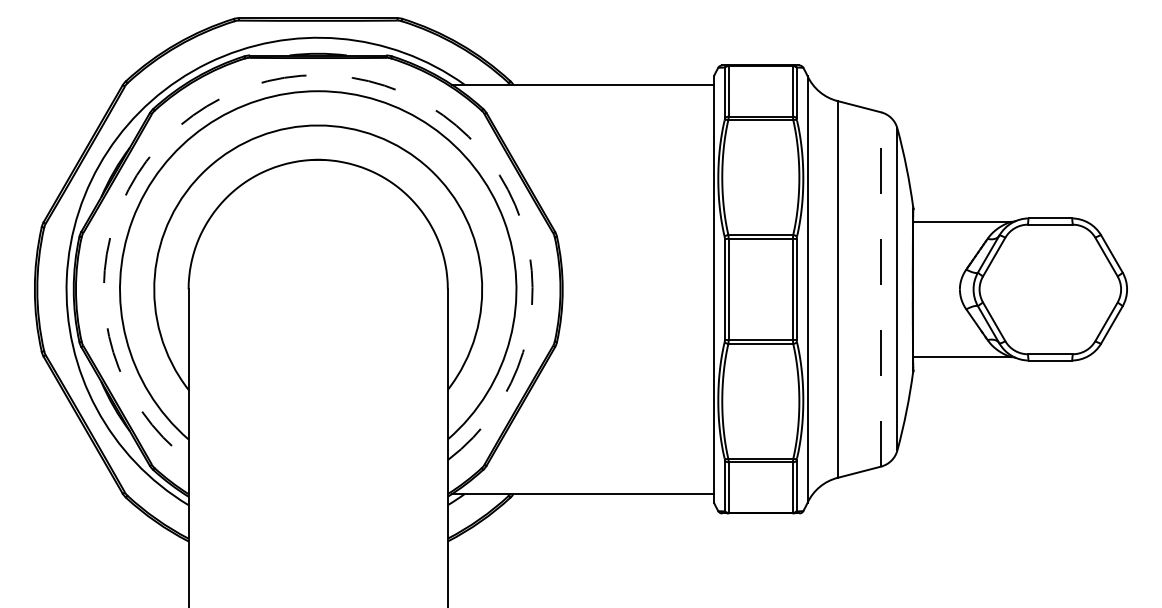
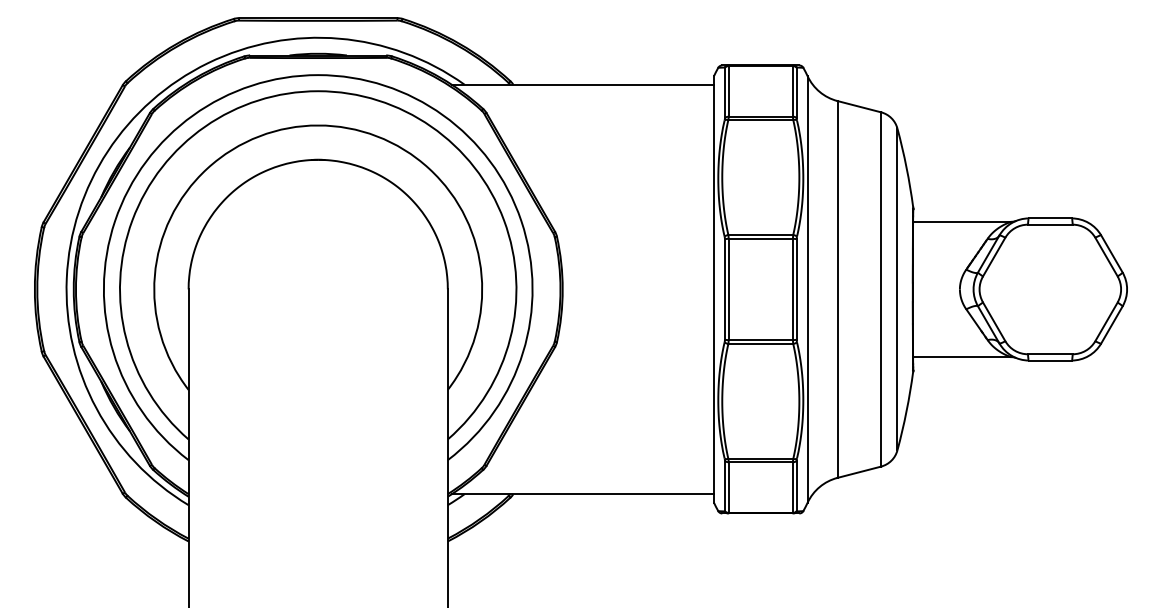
arc: dashed -> solid (318, 75)
line: dashed -> solid (881, 288)
